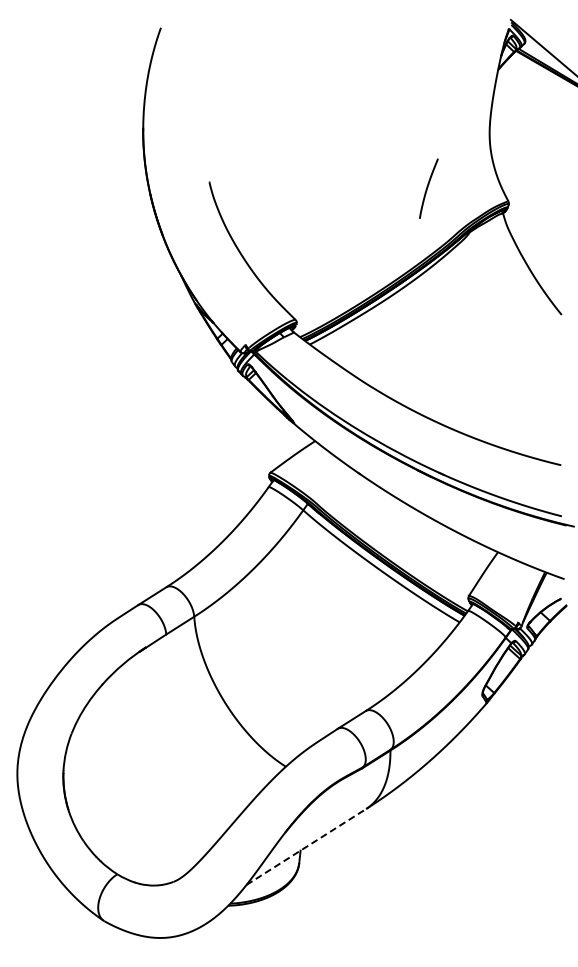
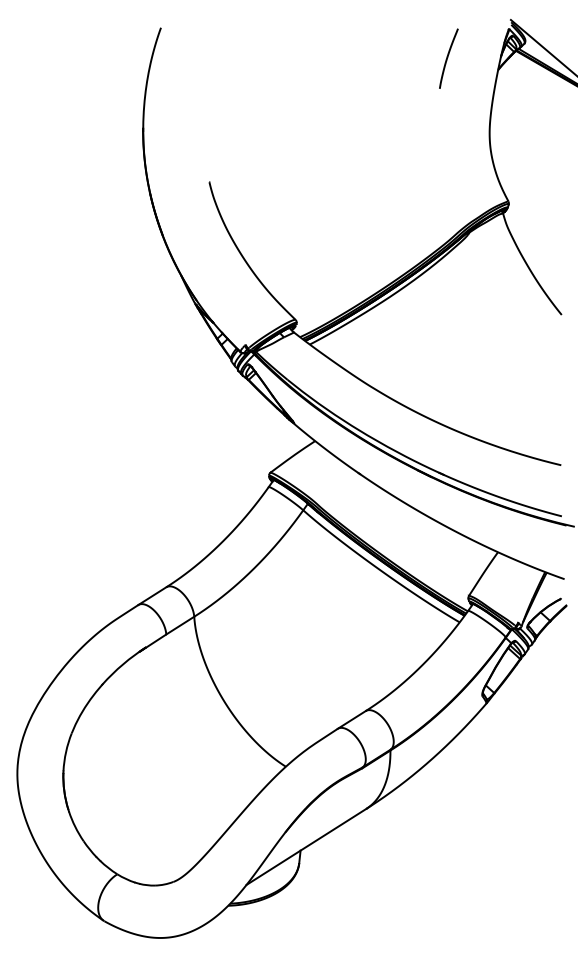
curve position: (428, 187) -> (448, 57) (448, 57)
line: dashed -> solid (306, 846)
